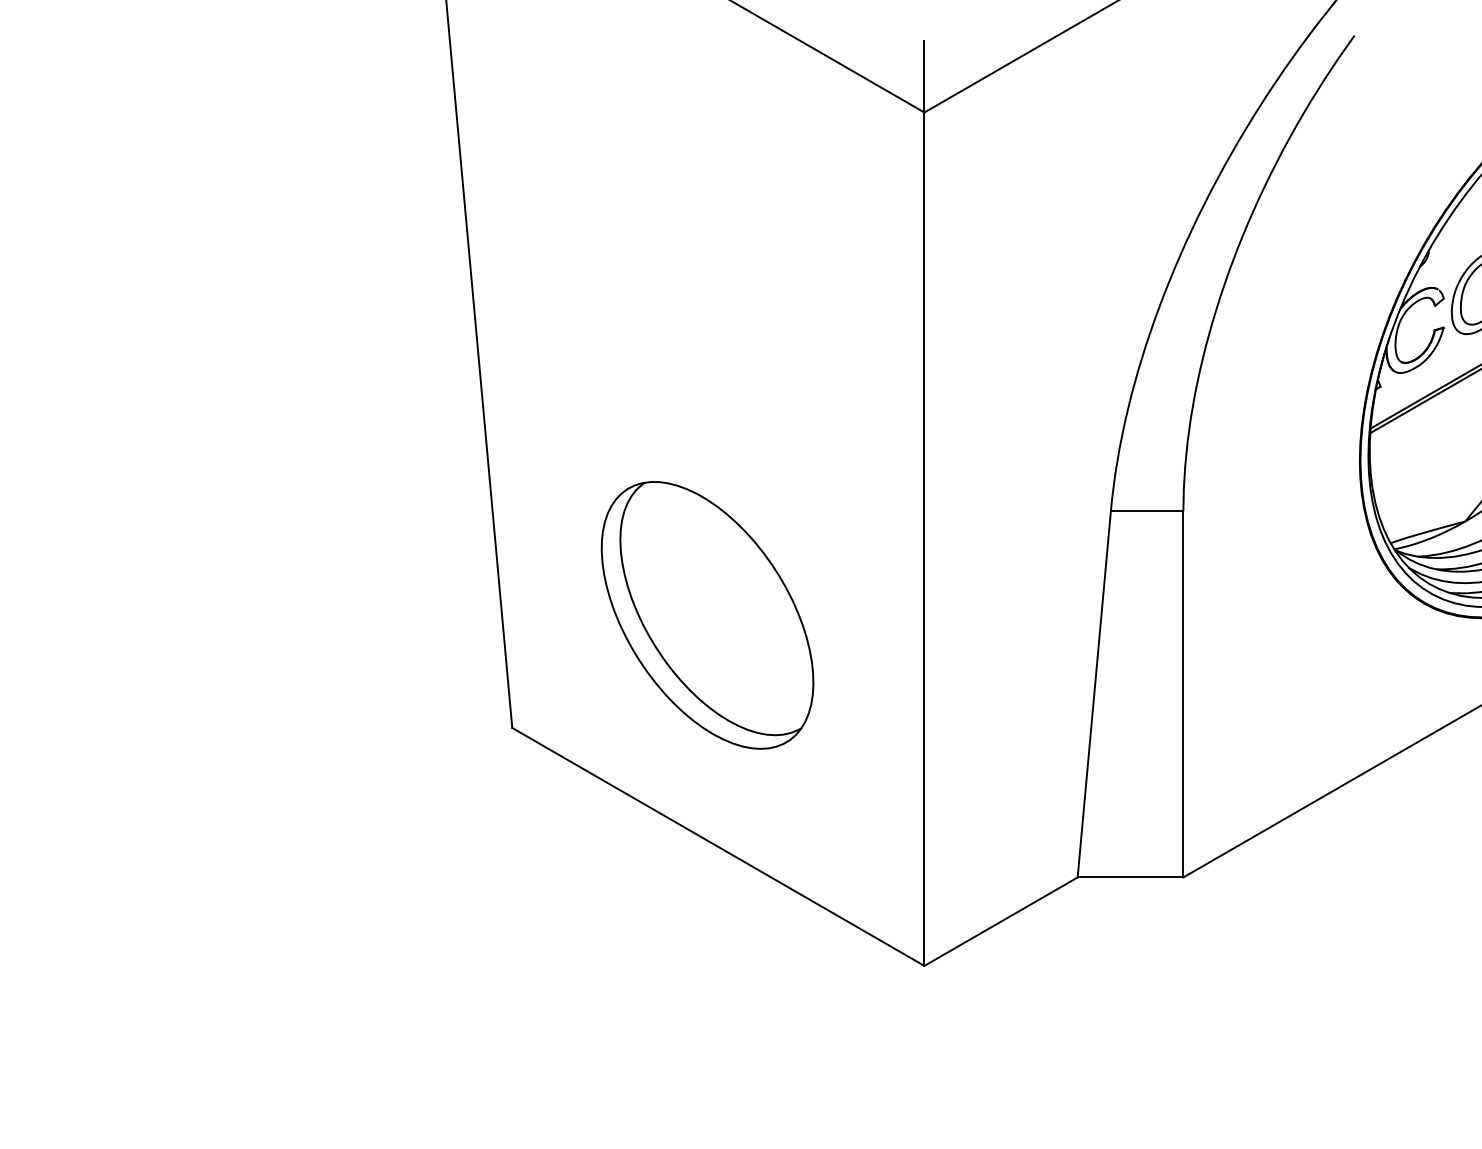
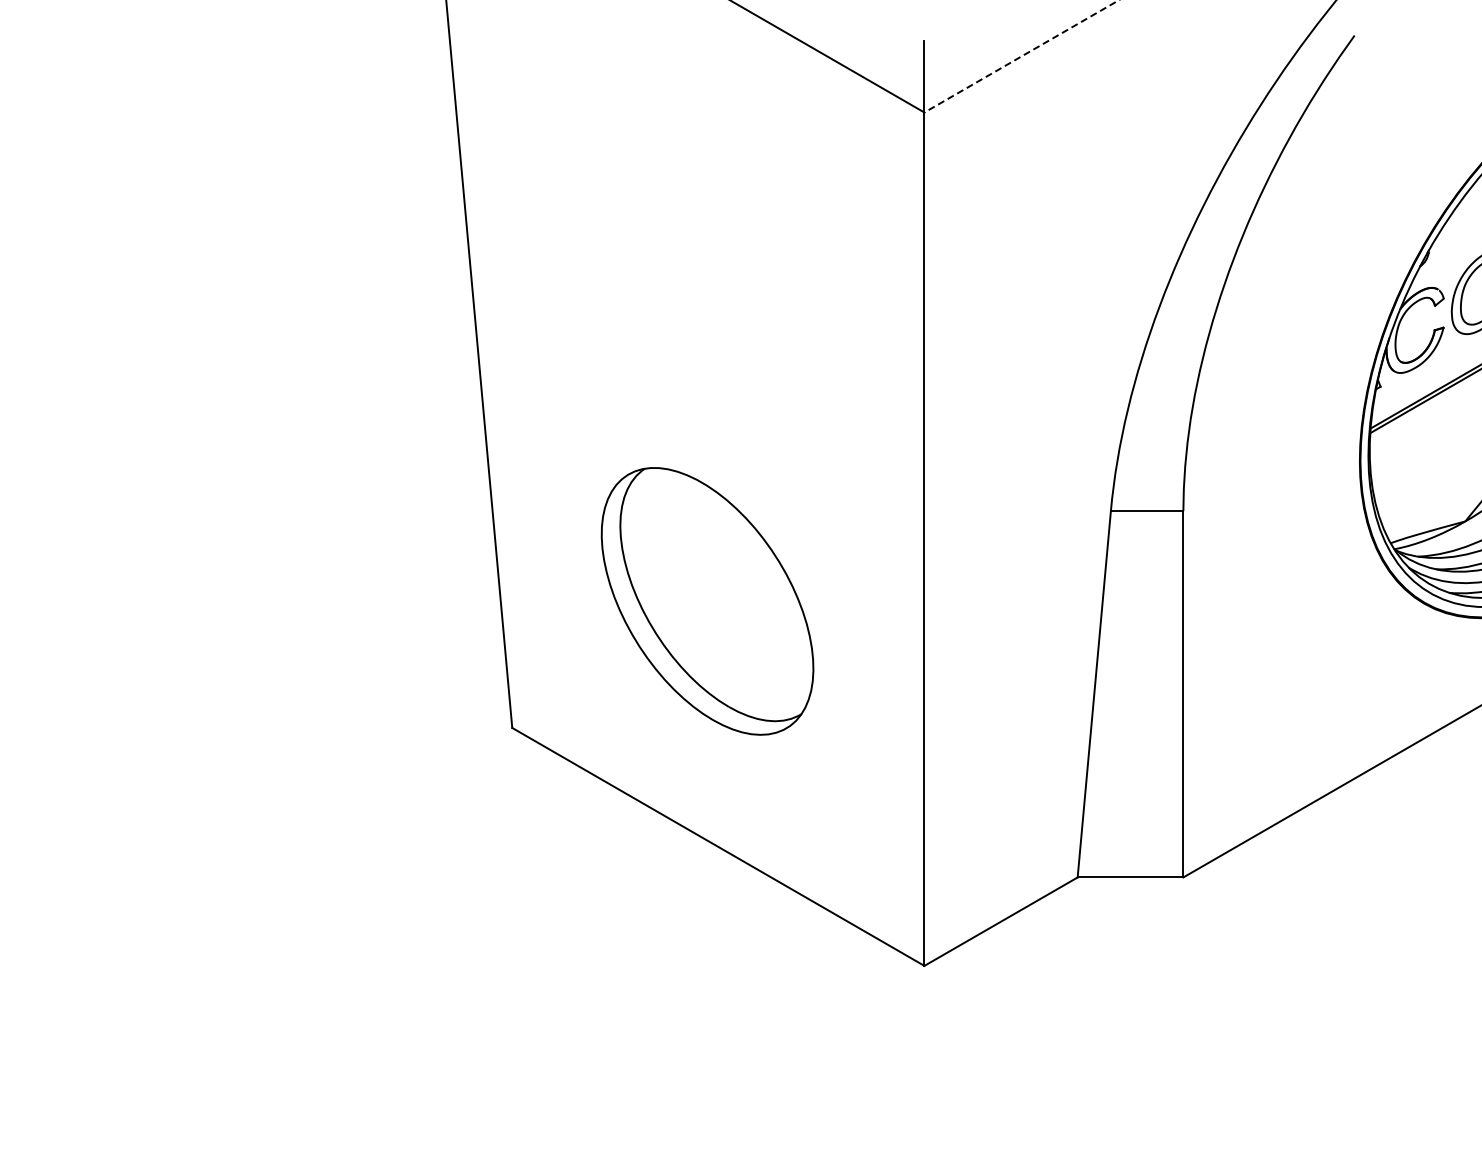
line: solid -> dashed (1021, 56)
part position: (707, 615) -> (707, 601) (707, 601)
